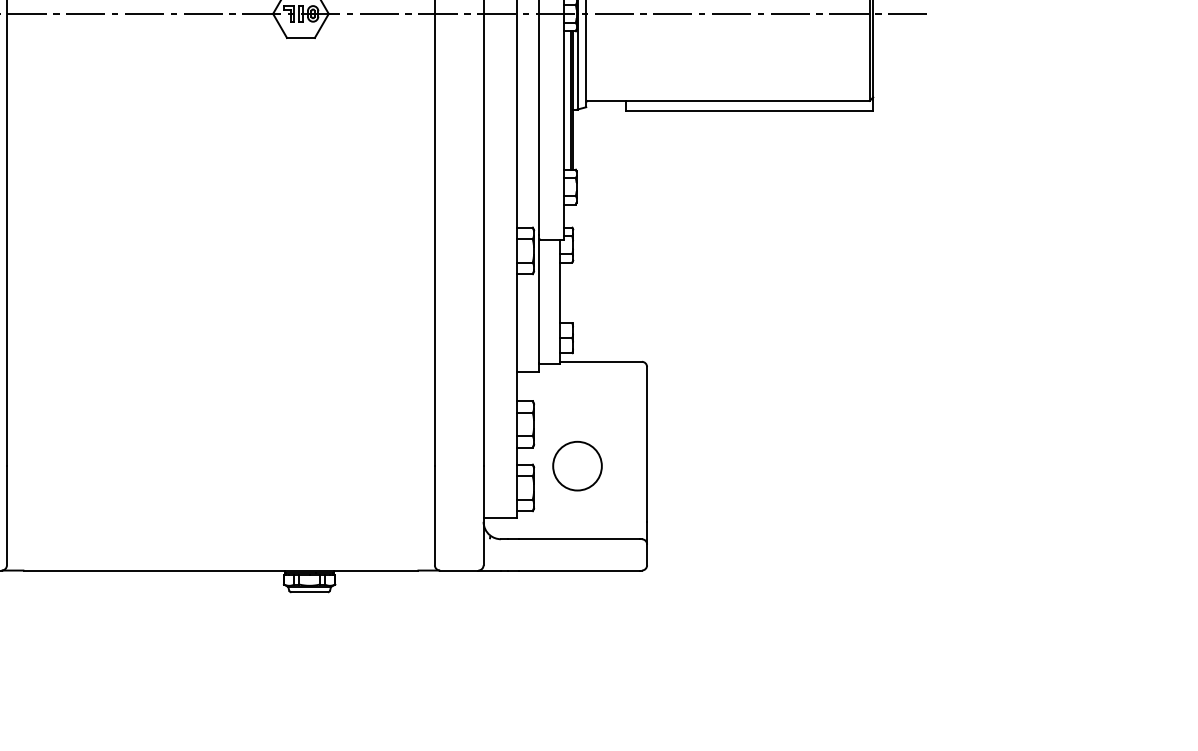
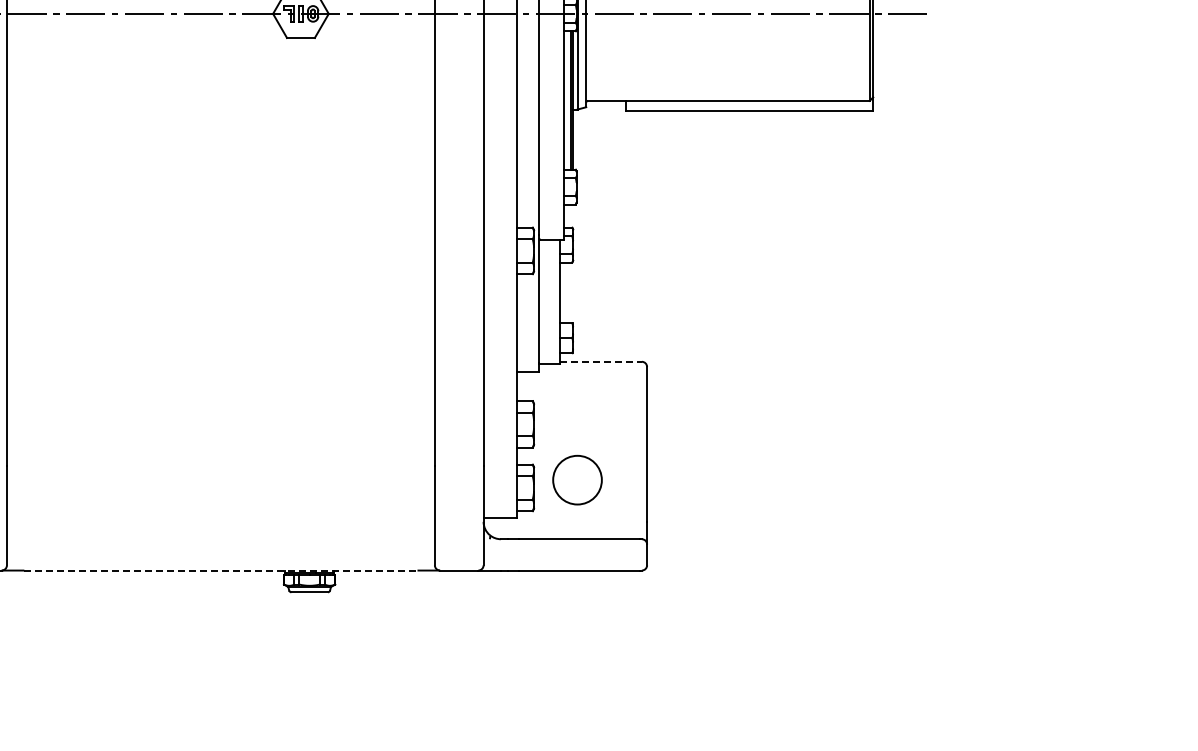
line: solid -> dashed (601, 361)
circle position: (577, 465) -> (577, 479) (577, 479)
line: solid -> dashed (220, 570)
